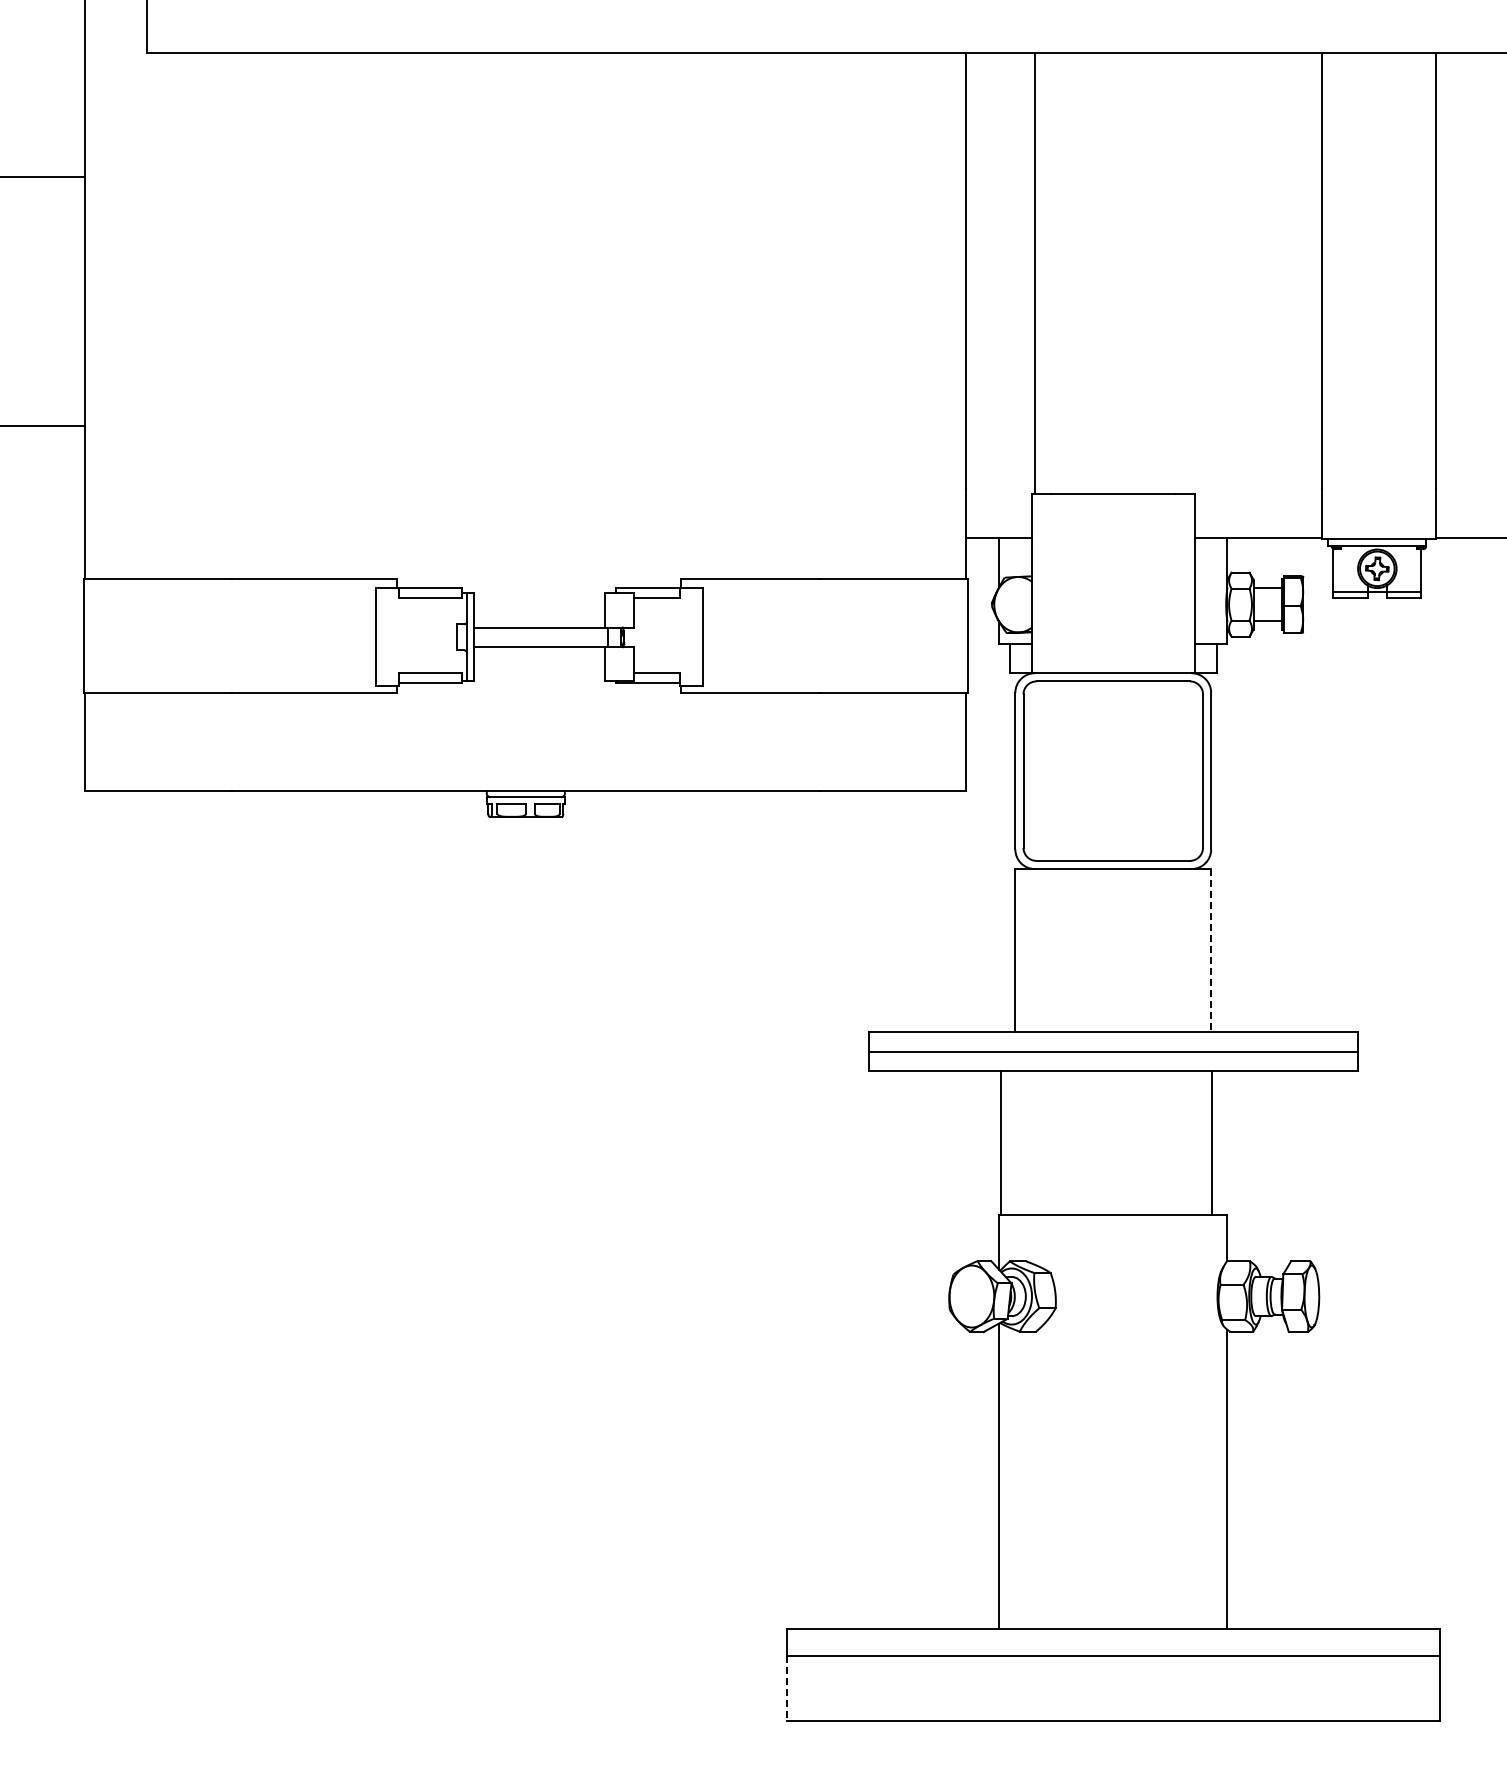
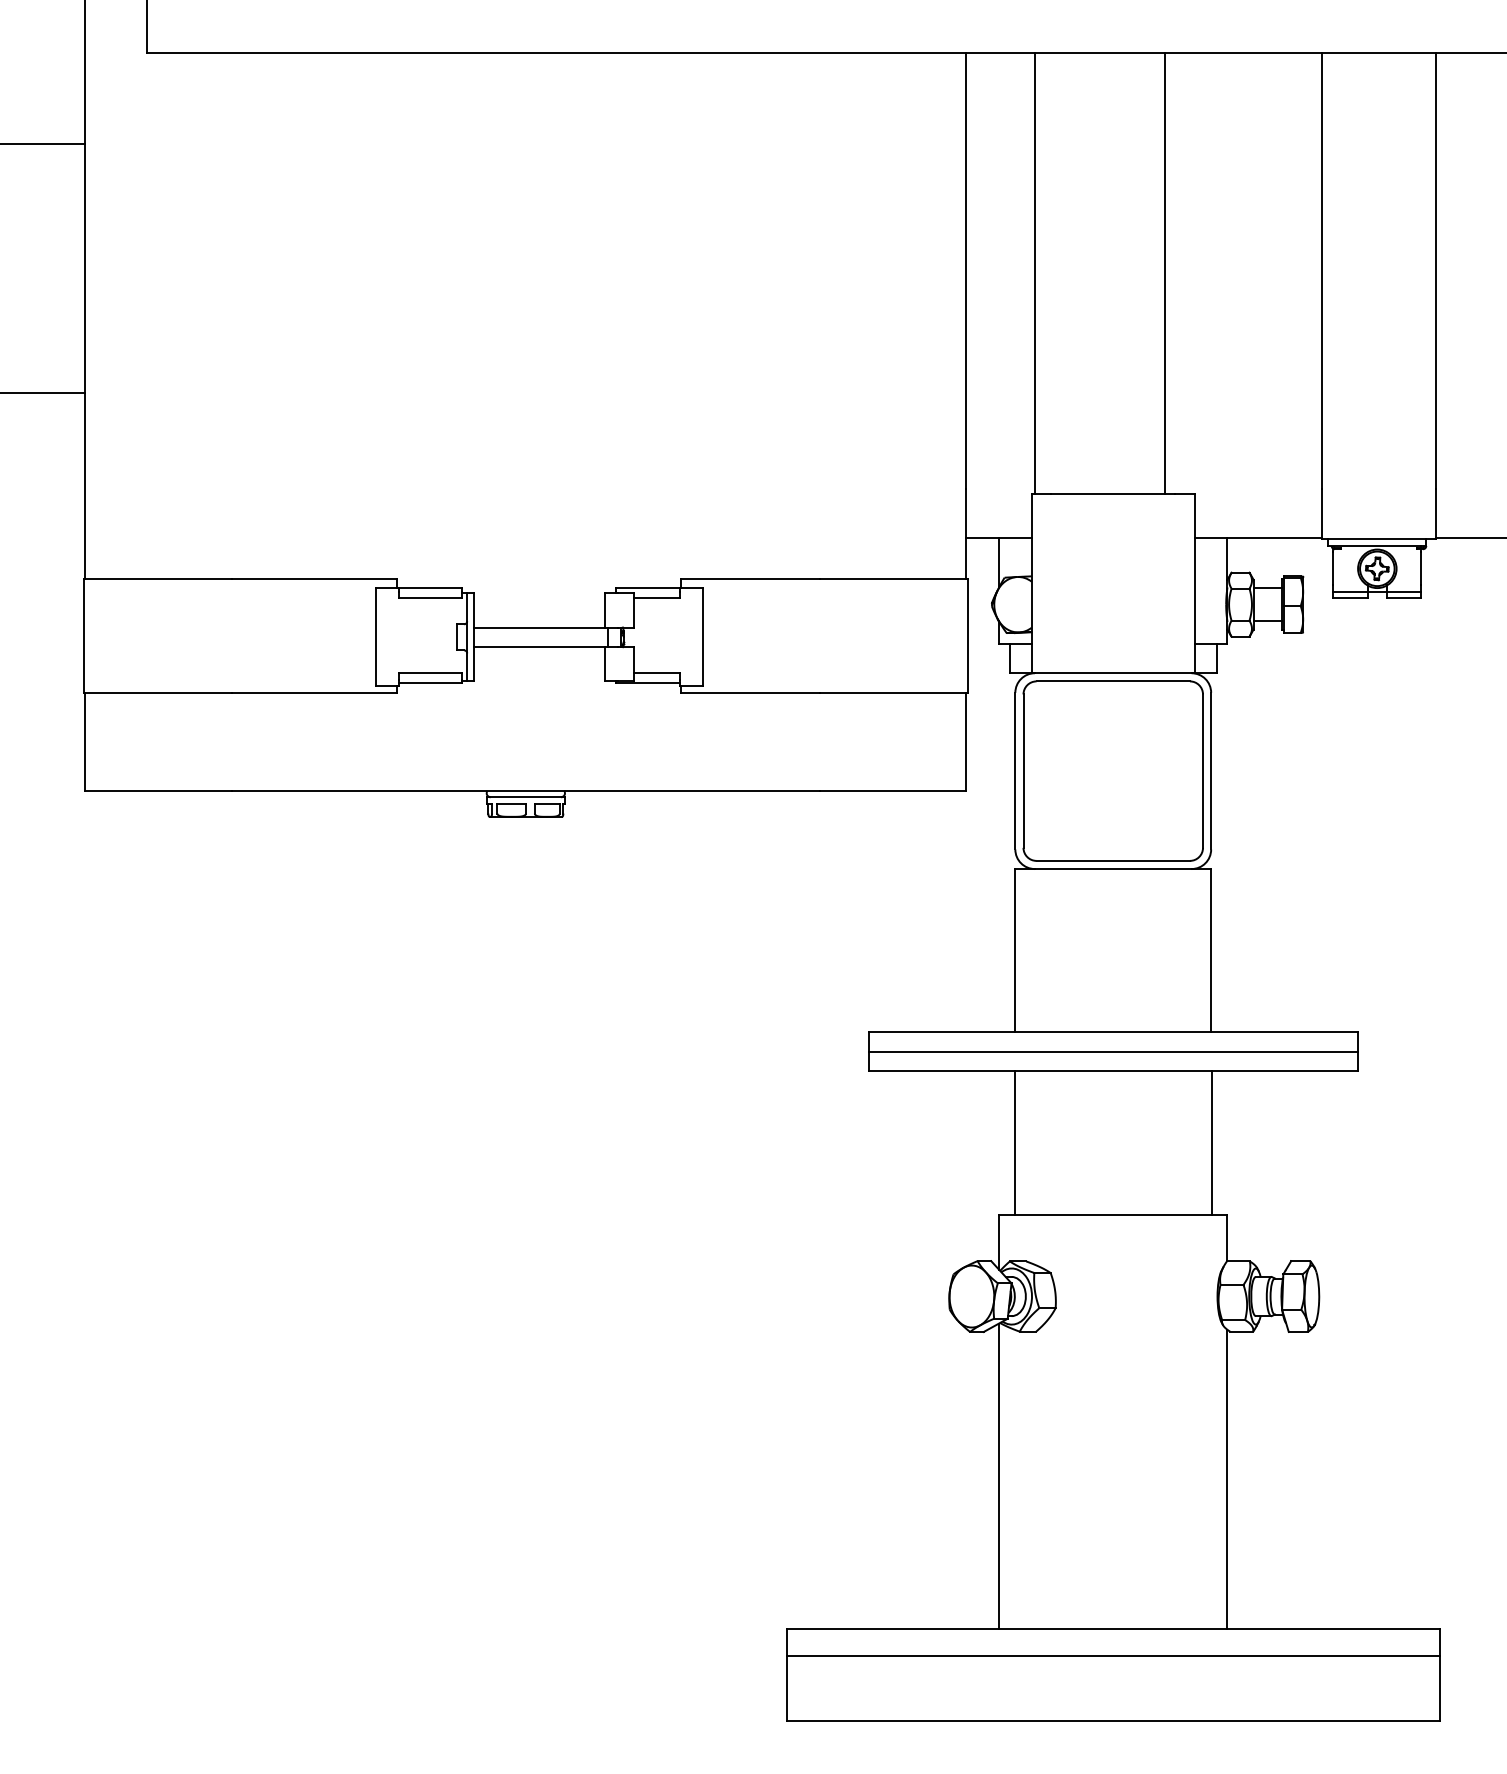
line position: (43, 177) -> (43, 144) (43, 144)
line: none -> present (1165, 273)
line position: (43, 425) -> (43, 392) (43, 392)
line: dashed -> solid (1211, 950)
line position: (1000, 1142) -> (1014, 1142) (1014, 1142)
line: dashed -> solid (786, 1688)
